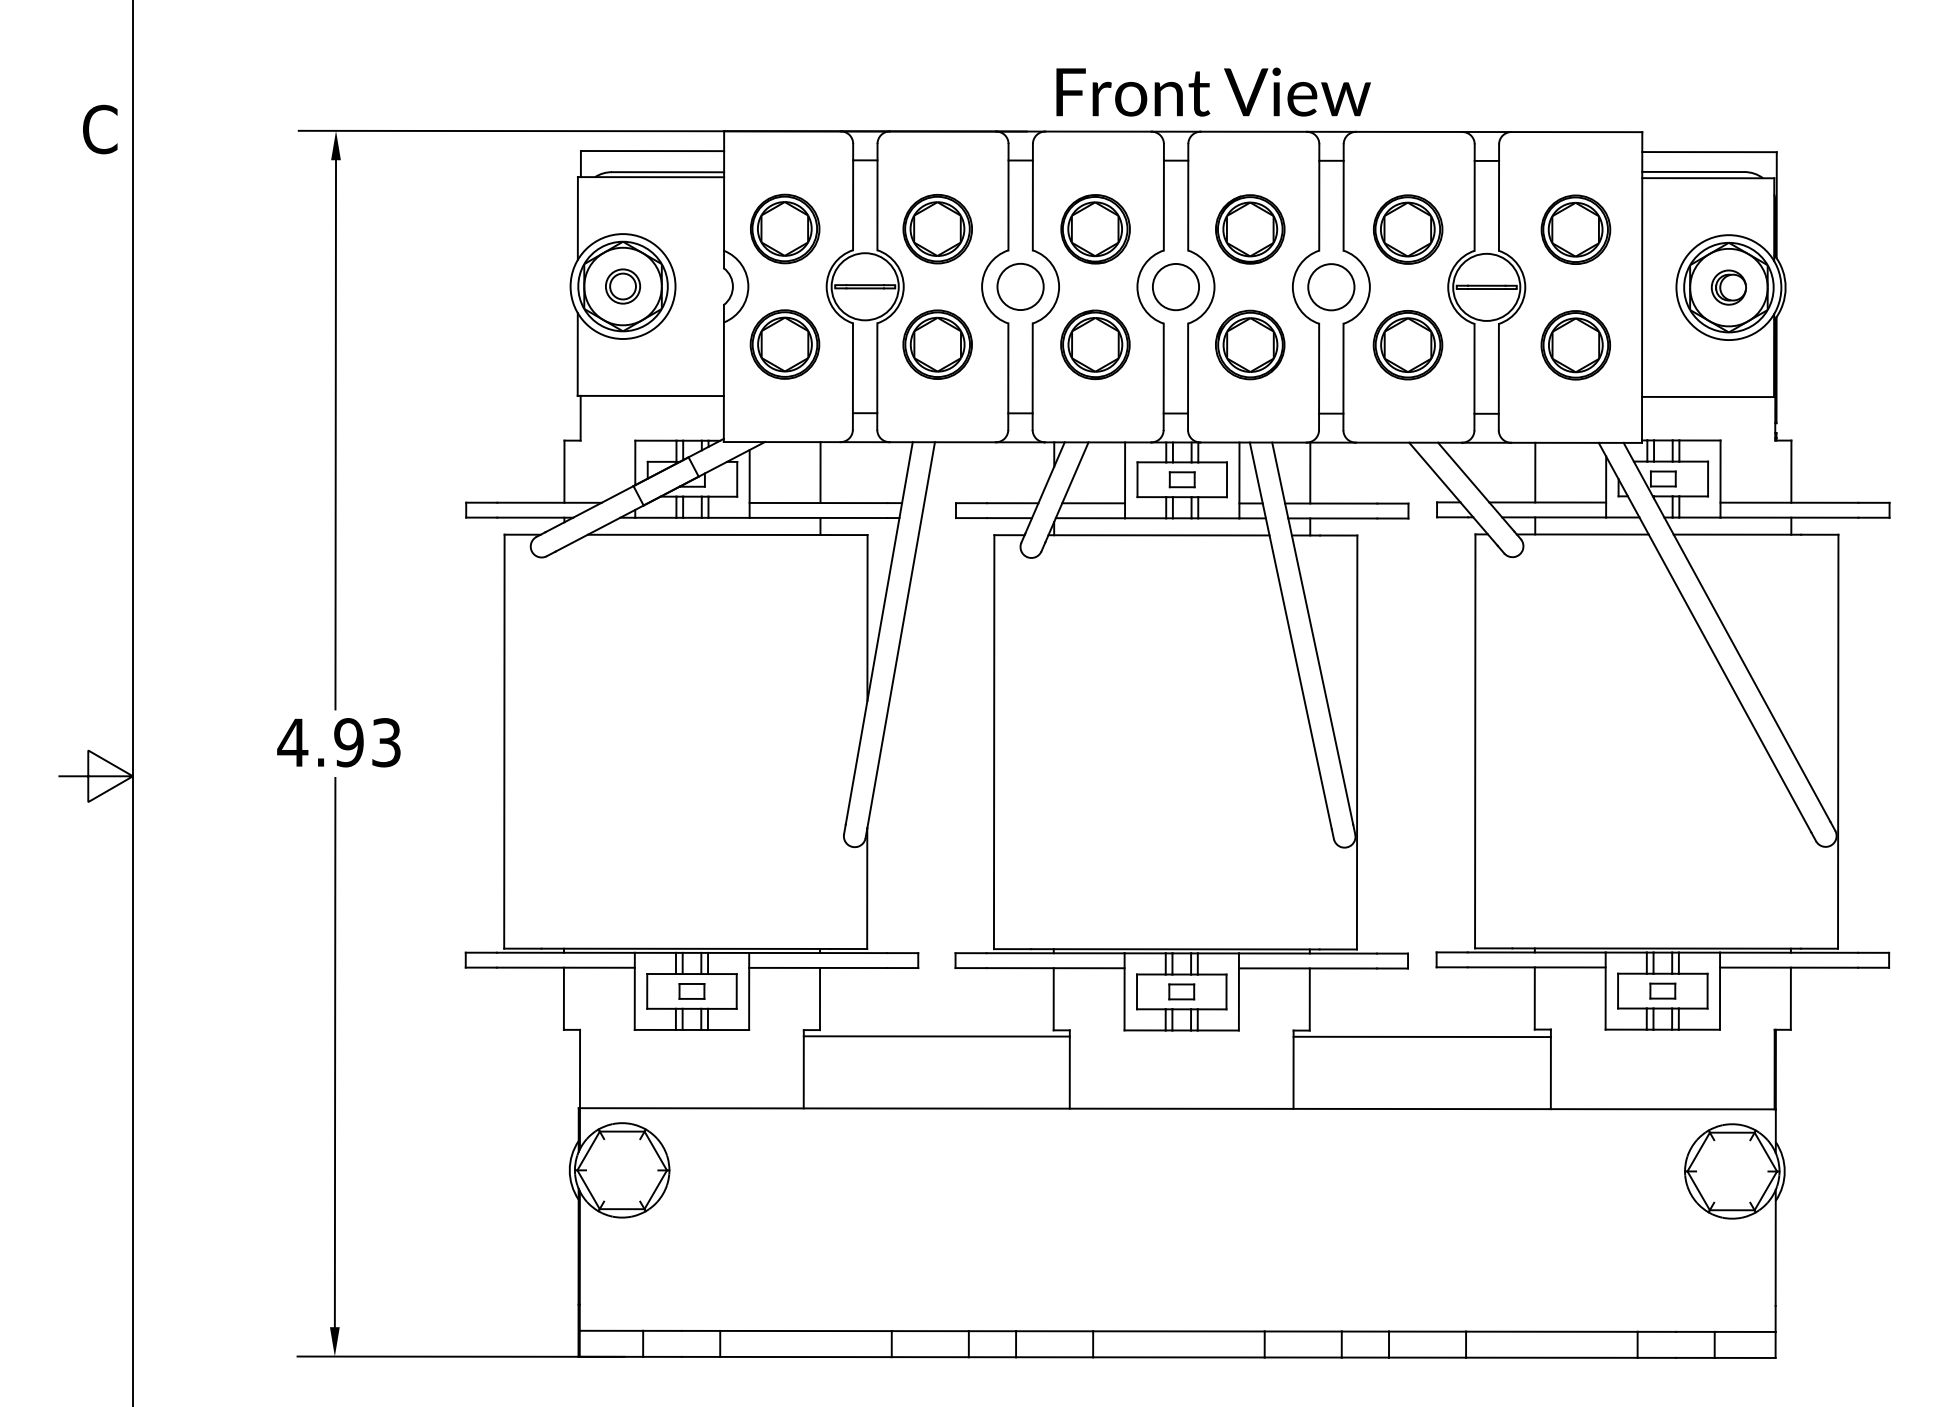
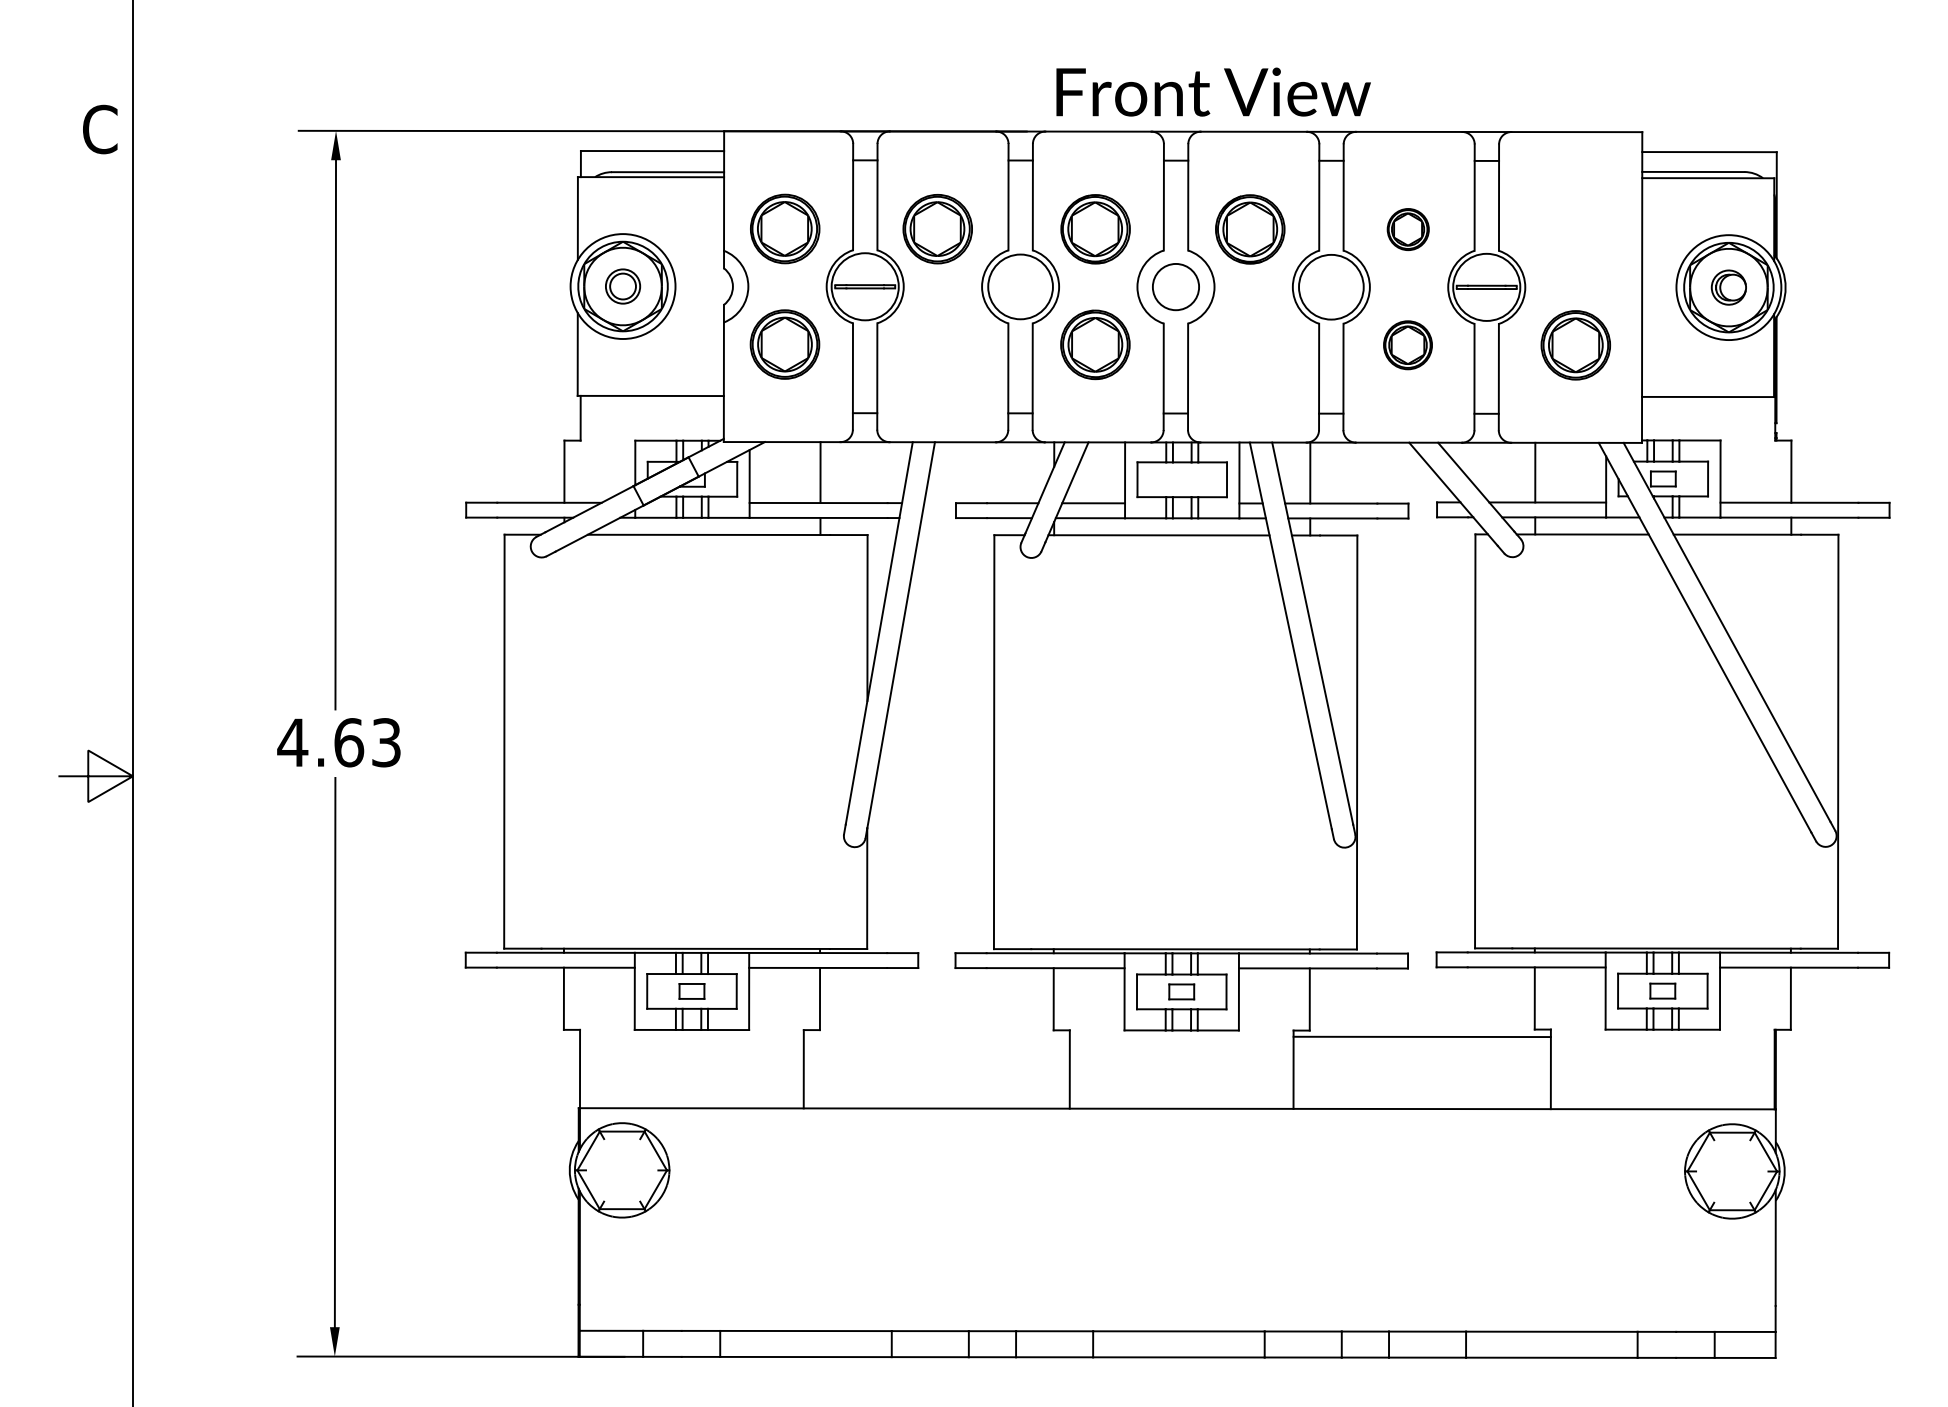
part size: 71x71 px -> 44x43 px (1407, 229)
part: present -> none (1575, 229)
circle diameter: 46 px -> 65 px (1020, 286)
circle diameter: 46 px -> 65 px (1331, 286)
part: present -> none (937, 344)
part: present -> none (1250, 344)
part size: 72x71 px -> 50x51 px (1407, 345)
part: present -> none (1181, 479)
text: 4.93 -> 4.63 (349, 742)
line: present -> none (936, 1036)
